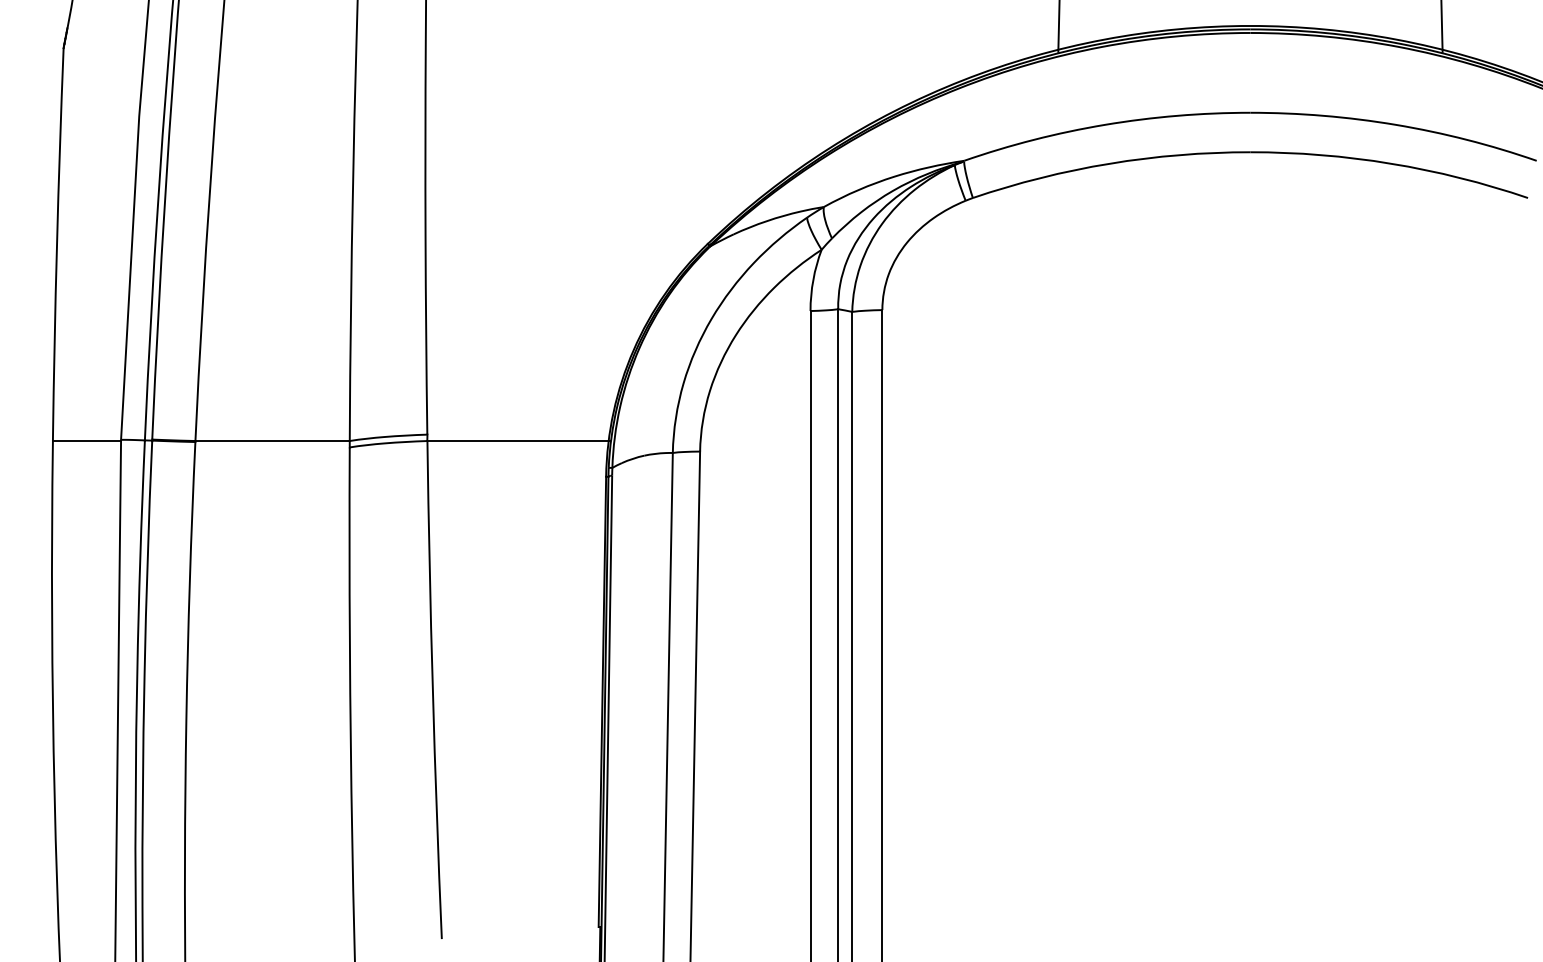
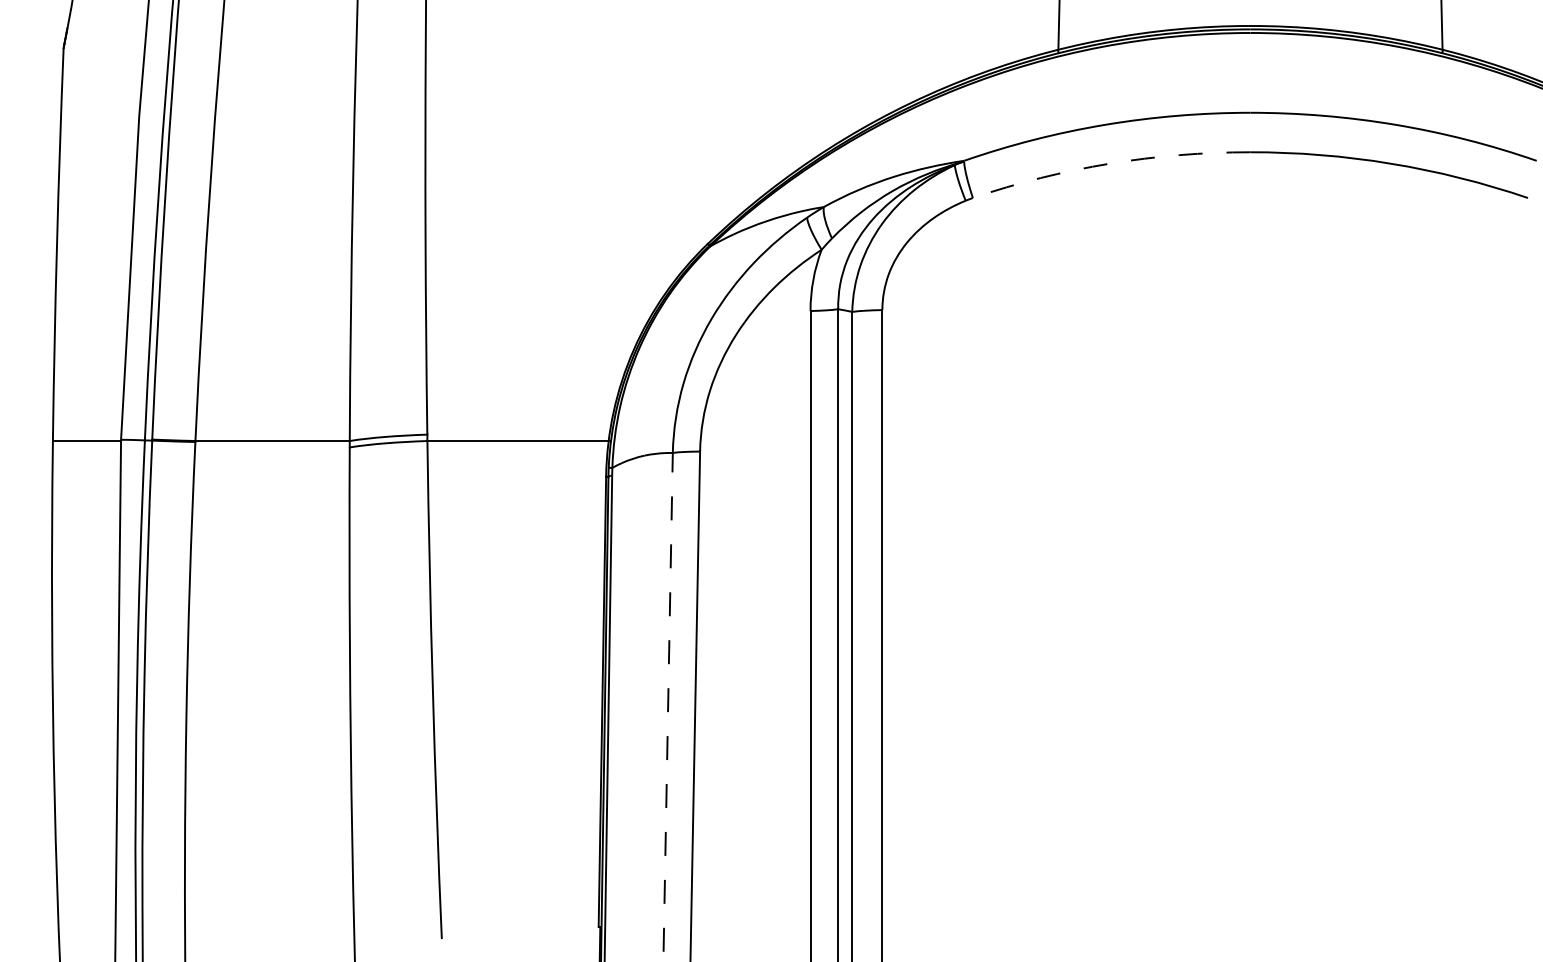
arc: solid -> dashed (1109, 163)
line: solid -> dashed (668, 706)
